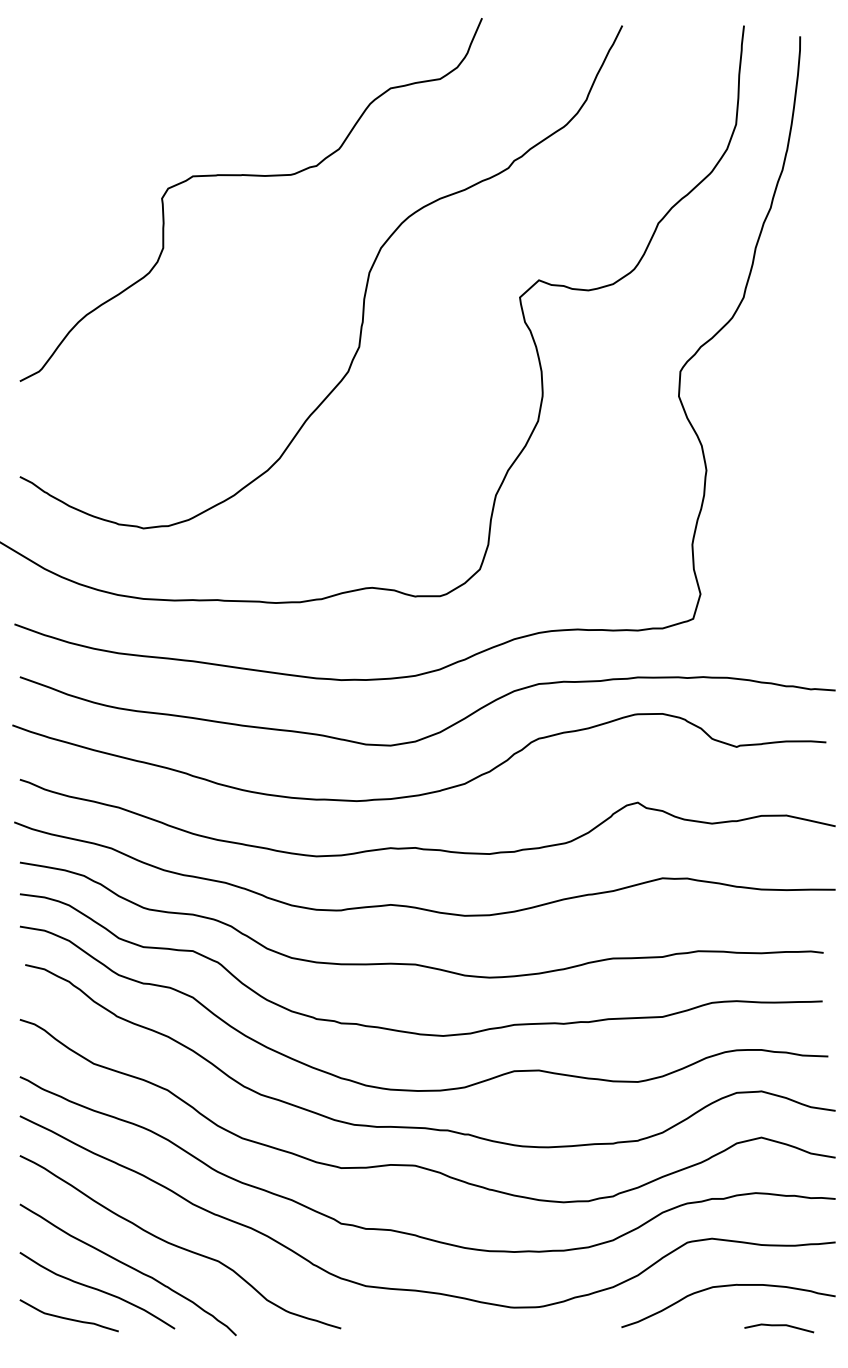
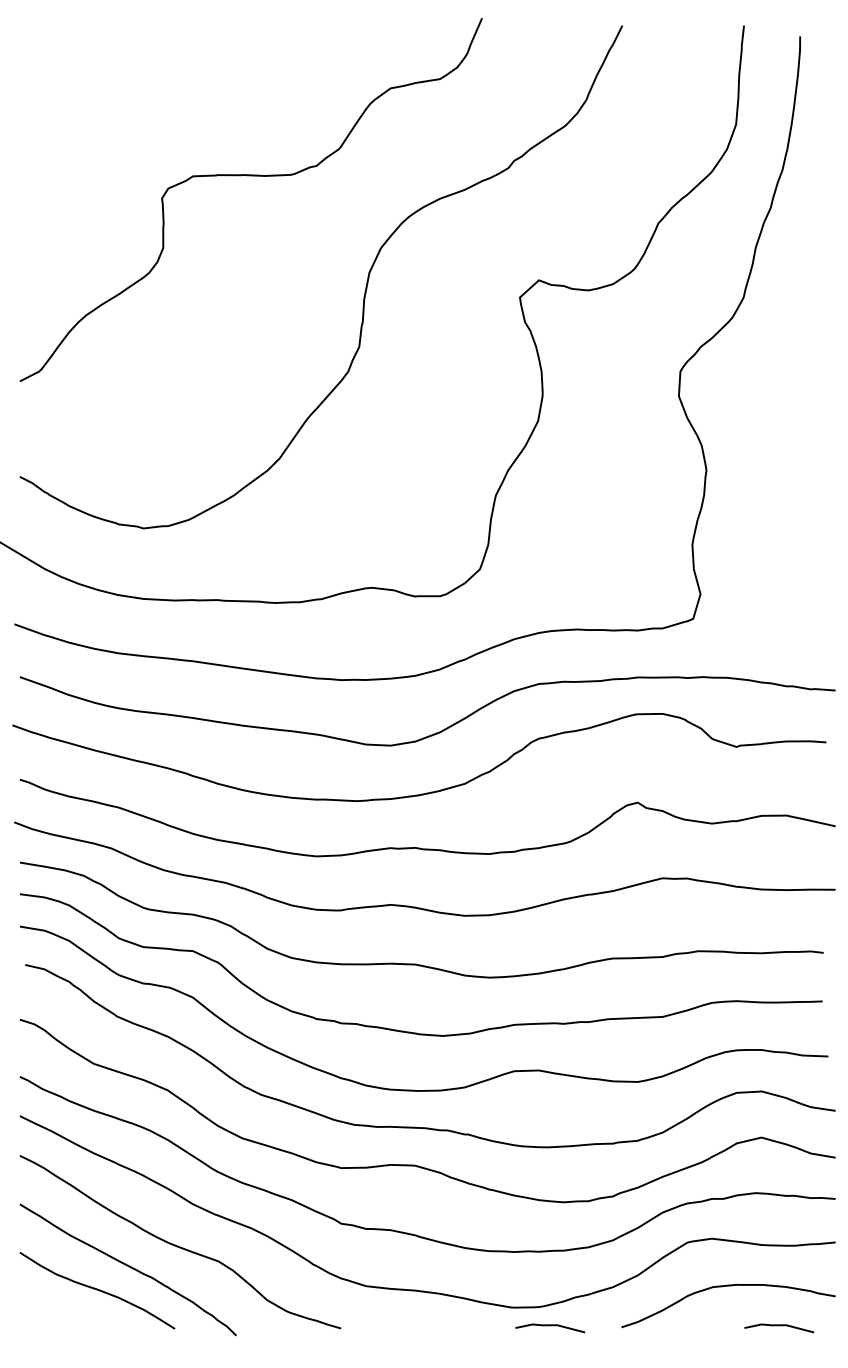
curve: present -> none (66, 1317)
line: none -> present (550, 1326)
